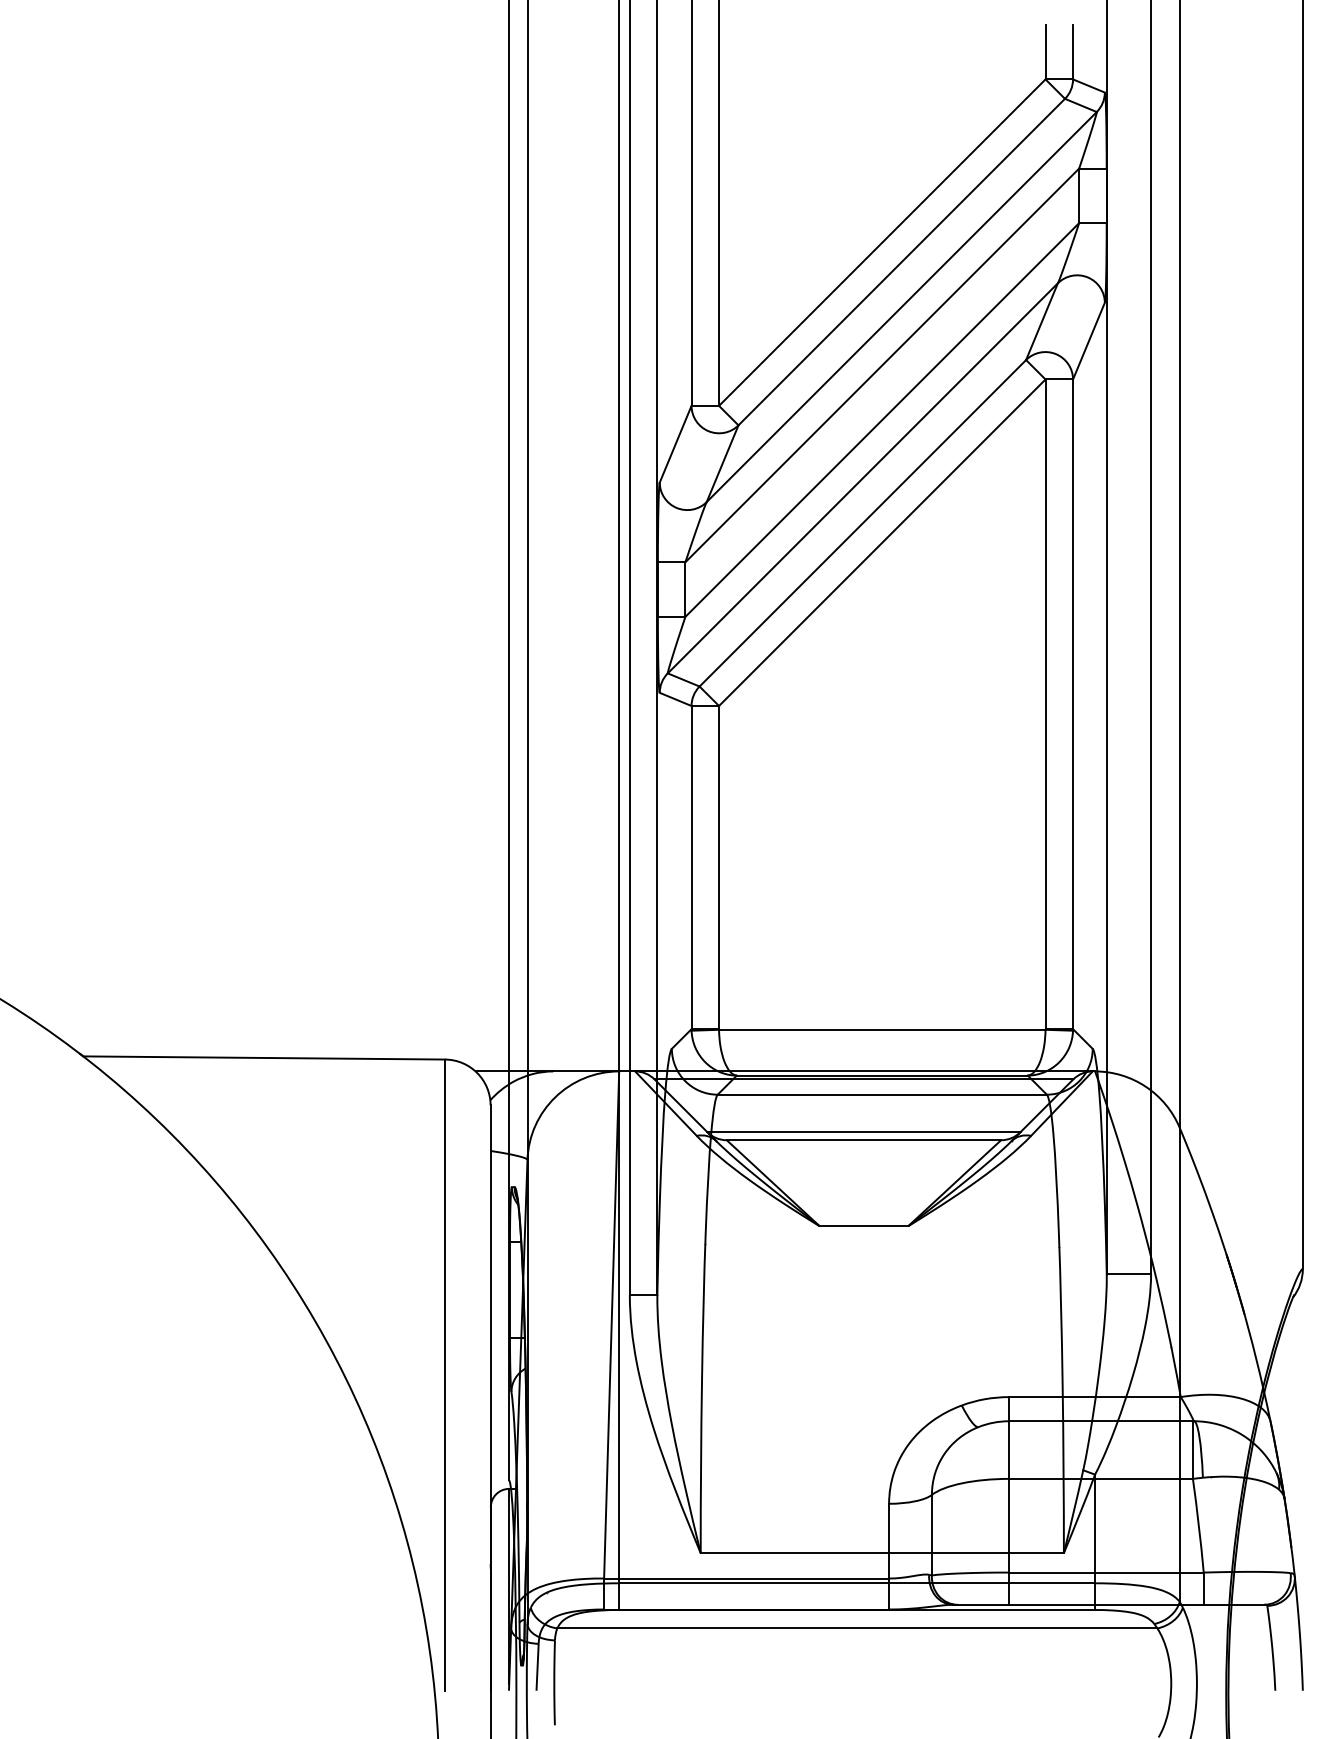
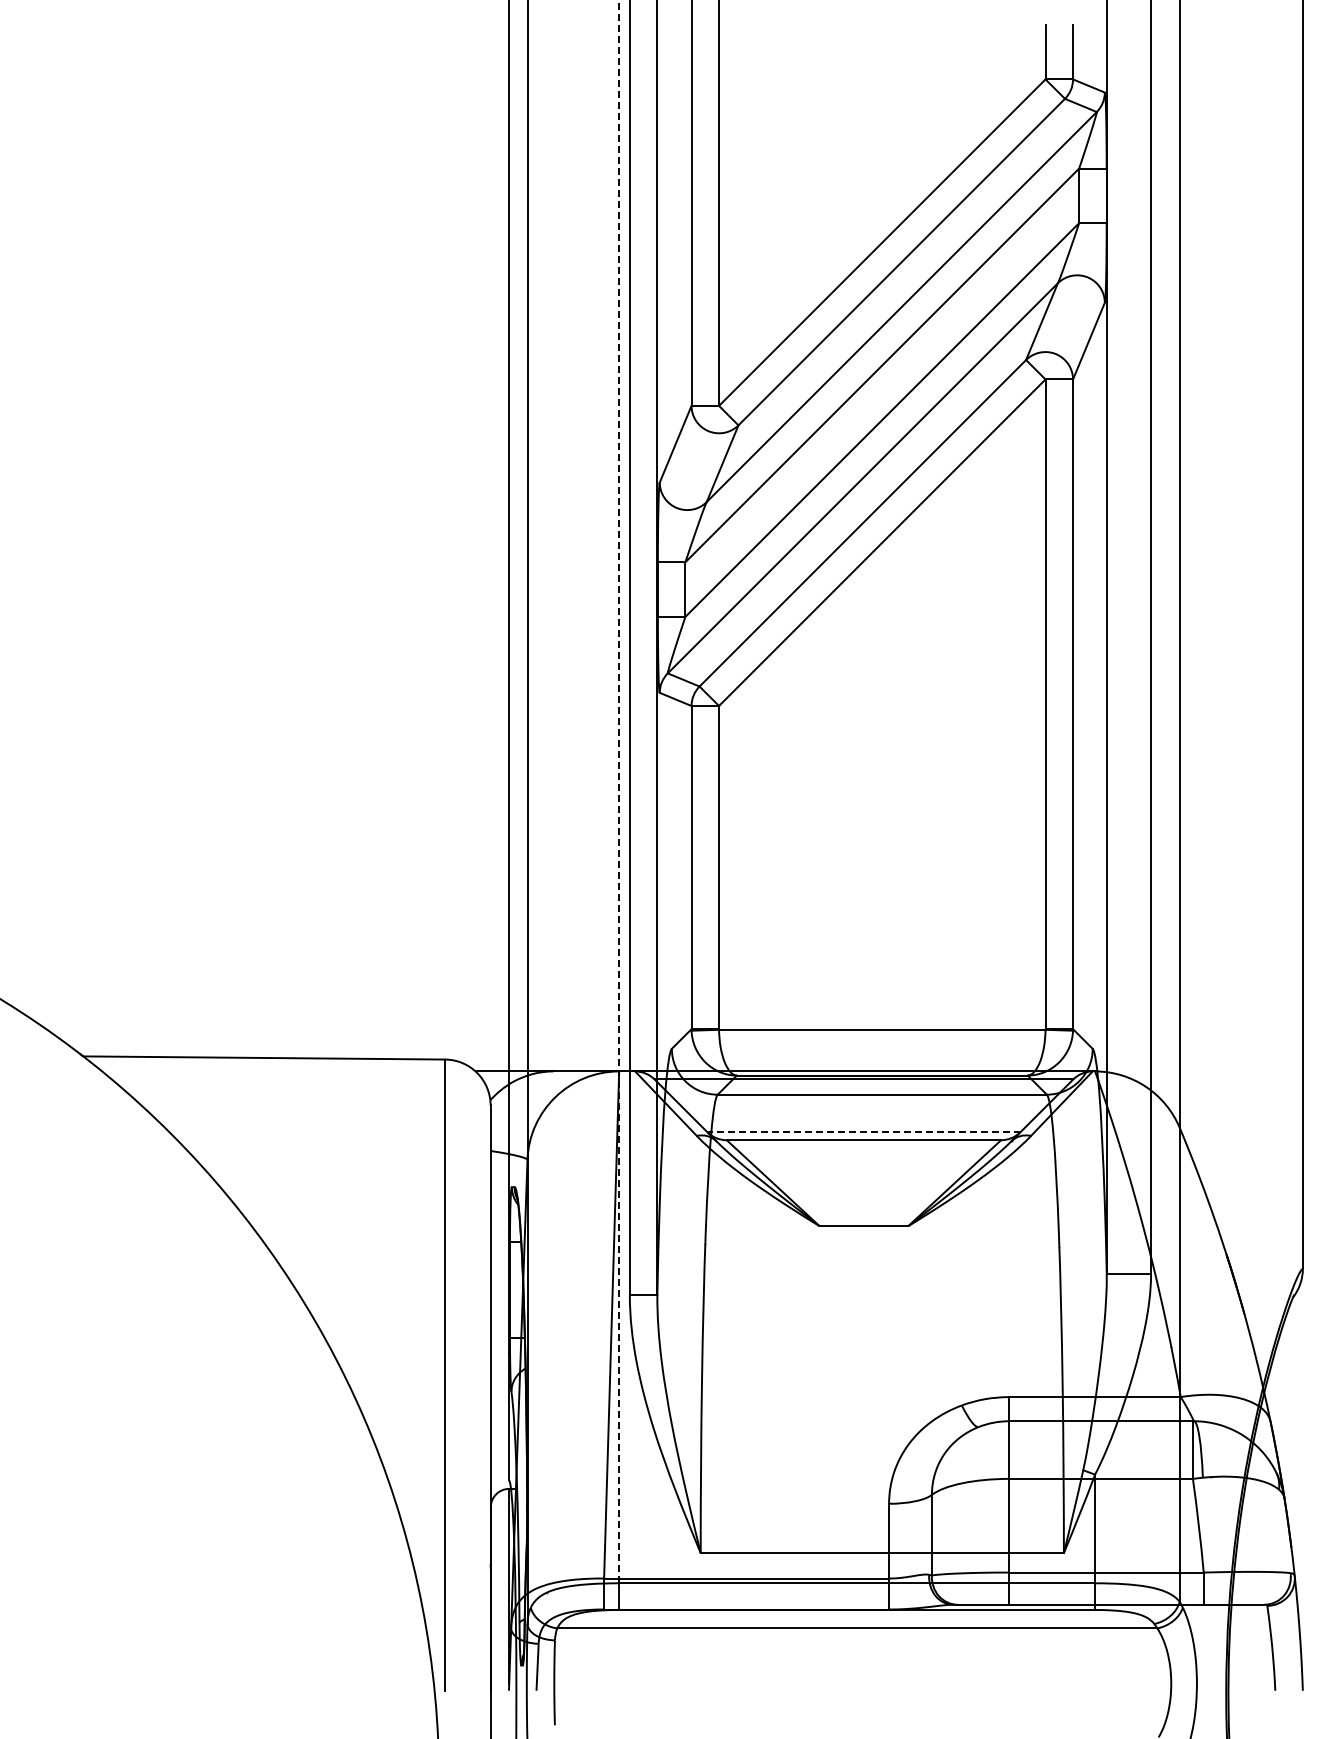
line: solid -> dashed (619, 791)
line: solid -> dashed (863, 1132)
